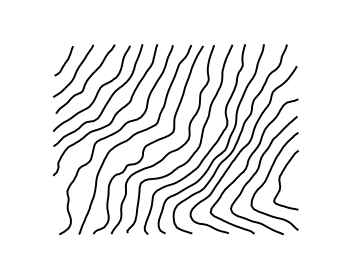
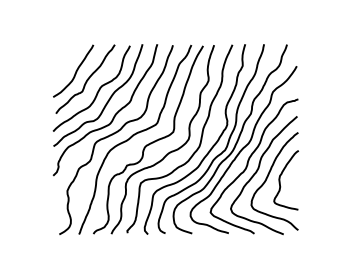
curve: present -> none (64, 62)
